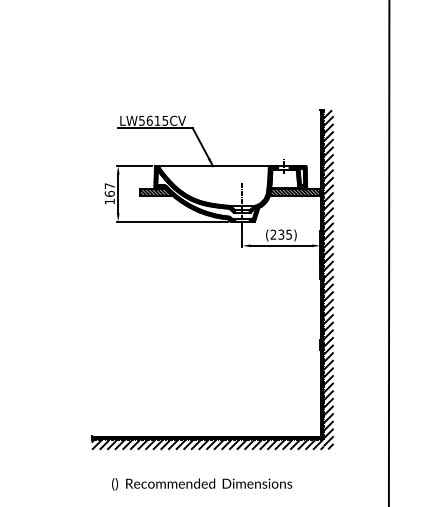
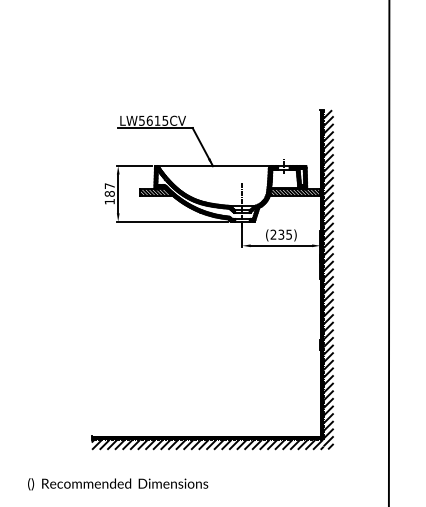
text: 167 -> 187 (109, 193)
text position: (202, 484) -> (118, 484) (118, 484)
